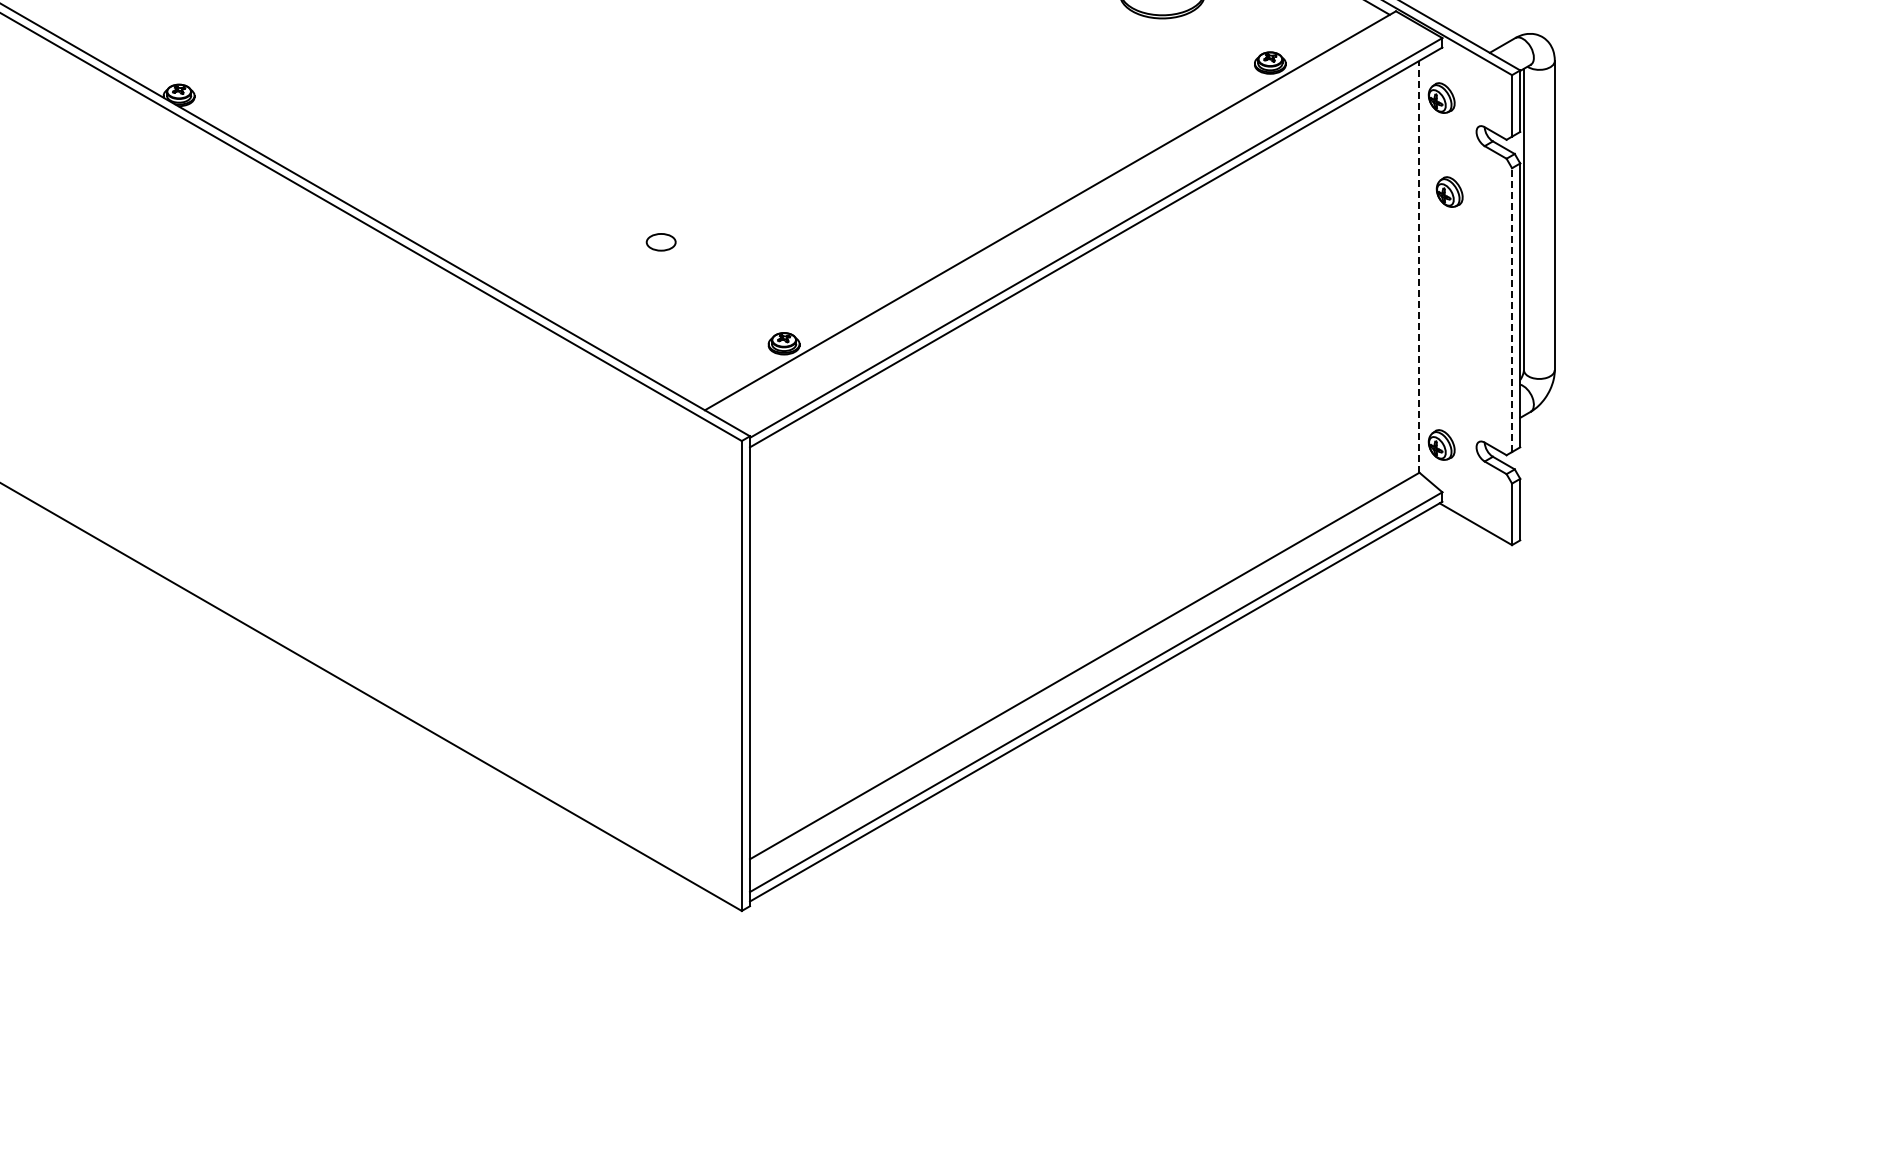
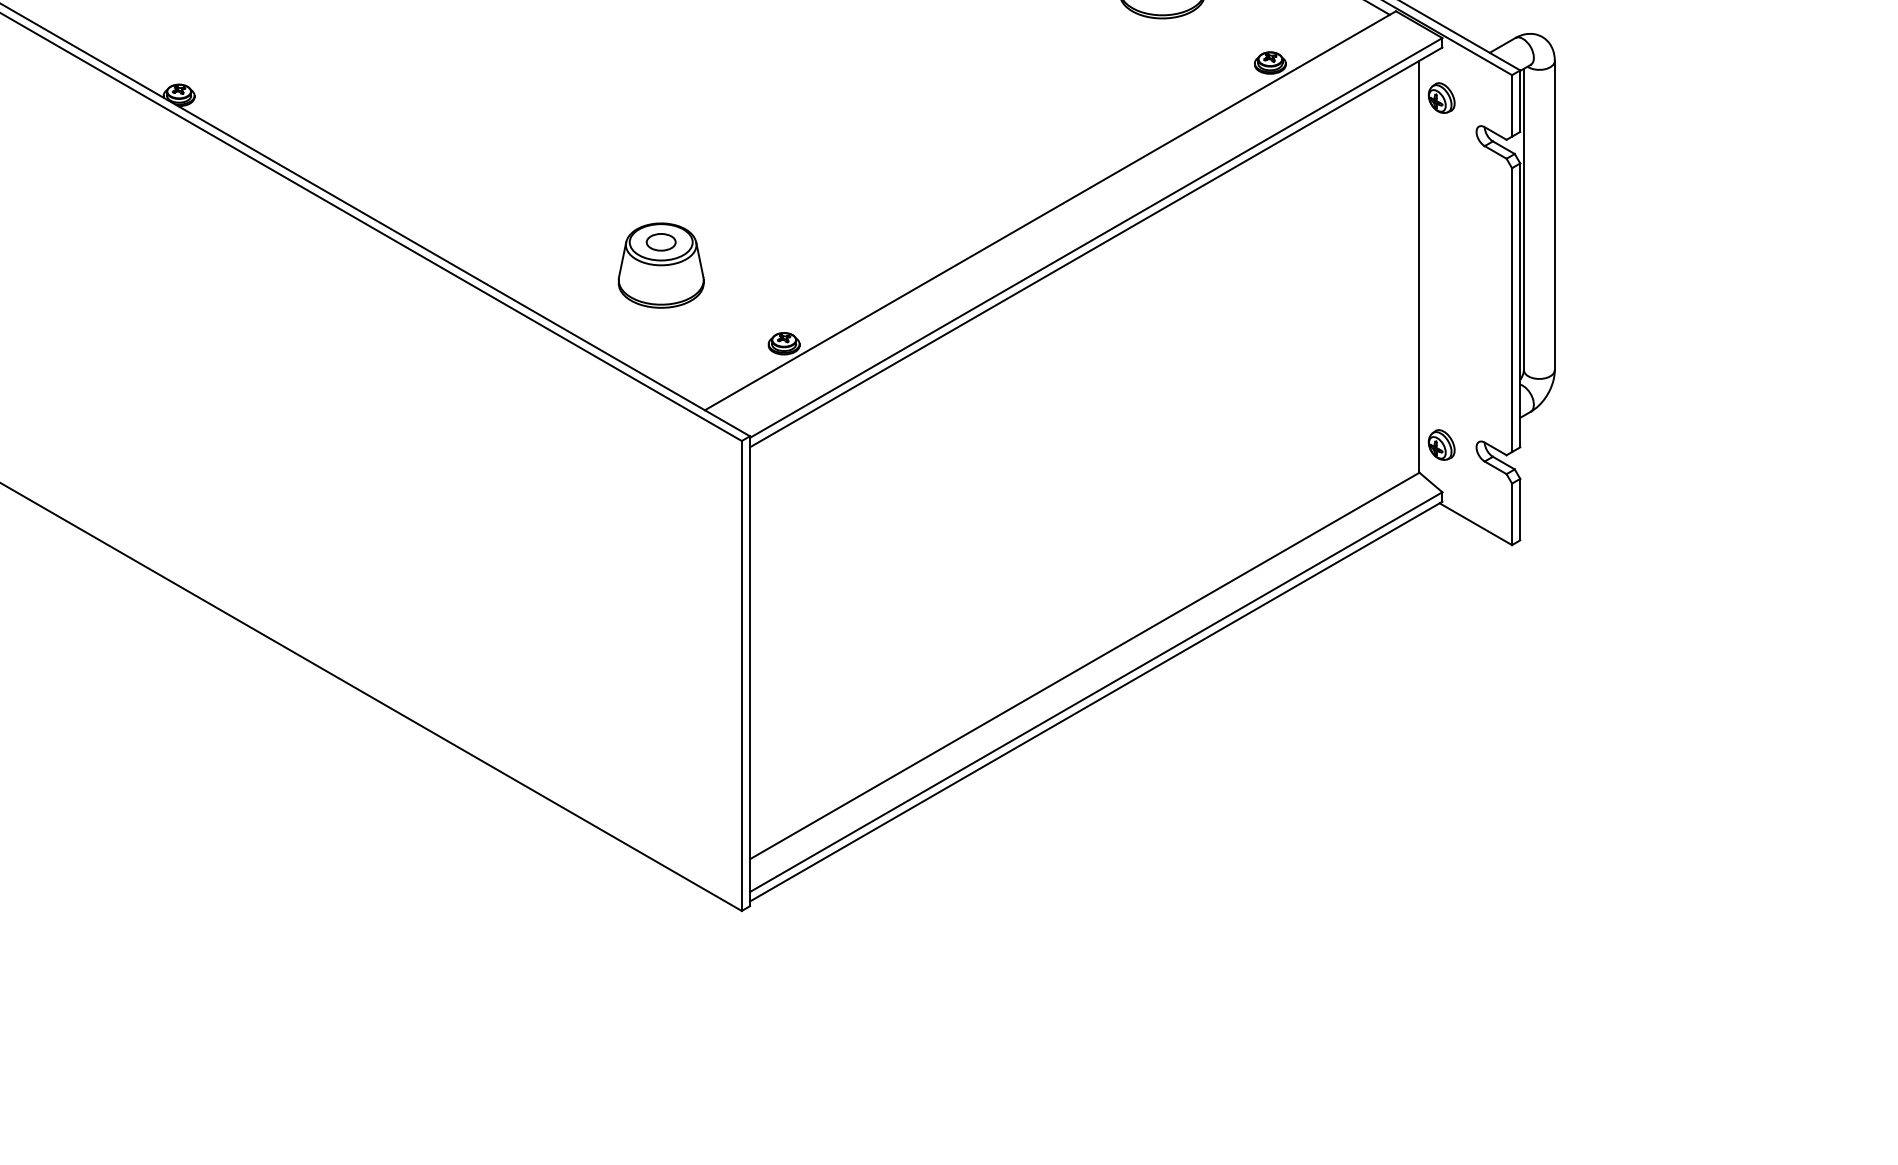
part: present -> none (1449, 191)
part: none -> present (660, 265)
line: dashed -> solid (1419, 266)
line: dashed -> solid (1512, 310)
